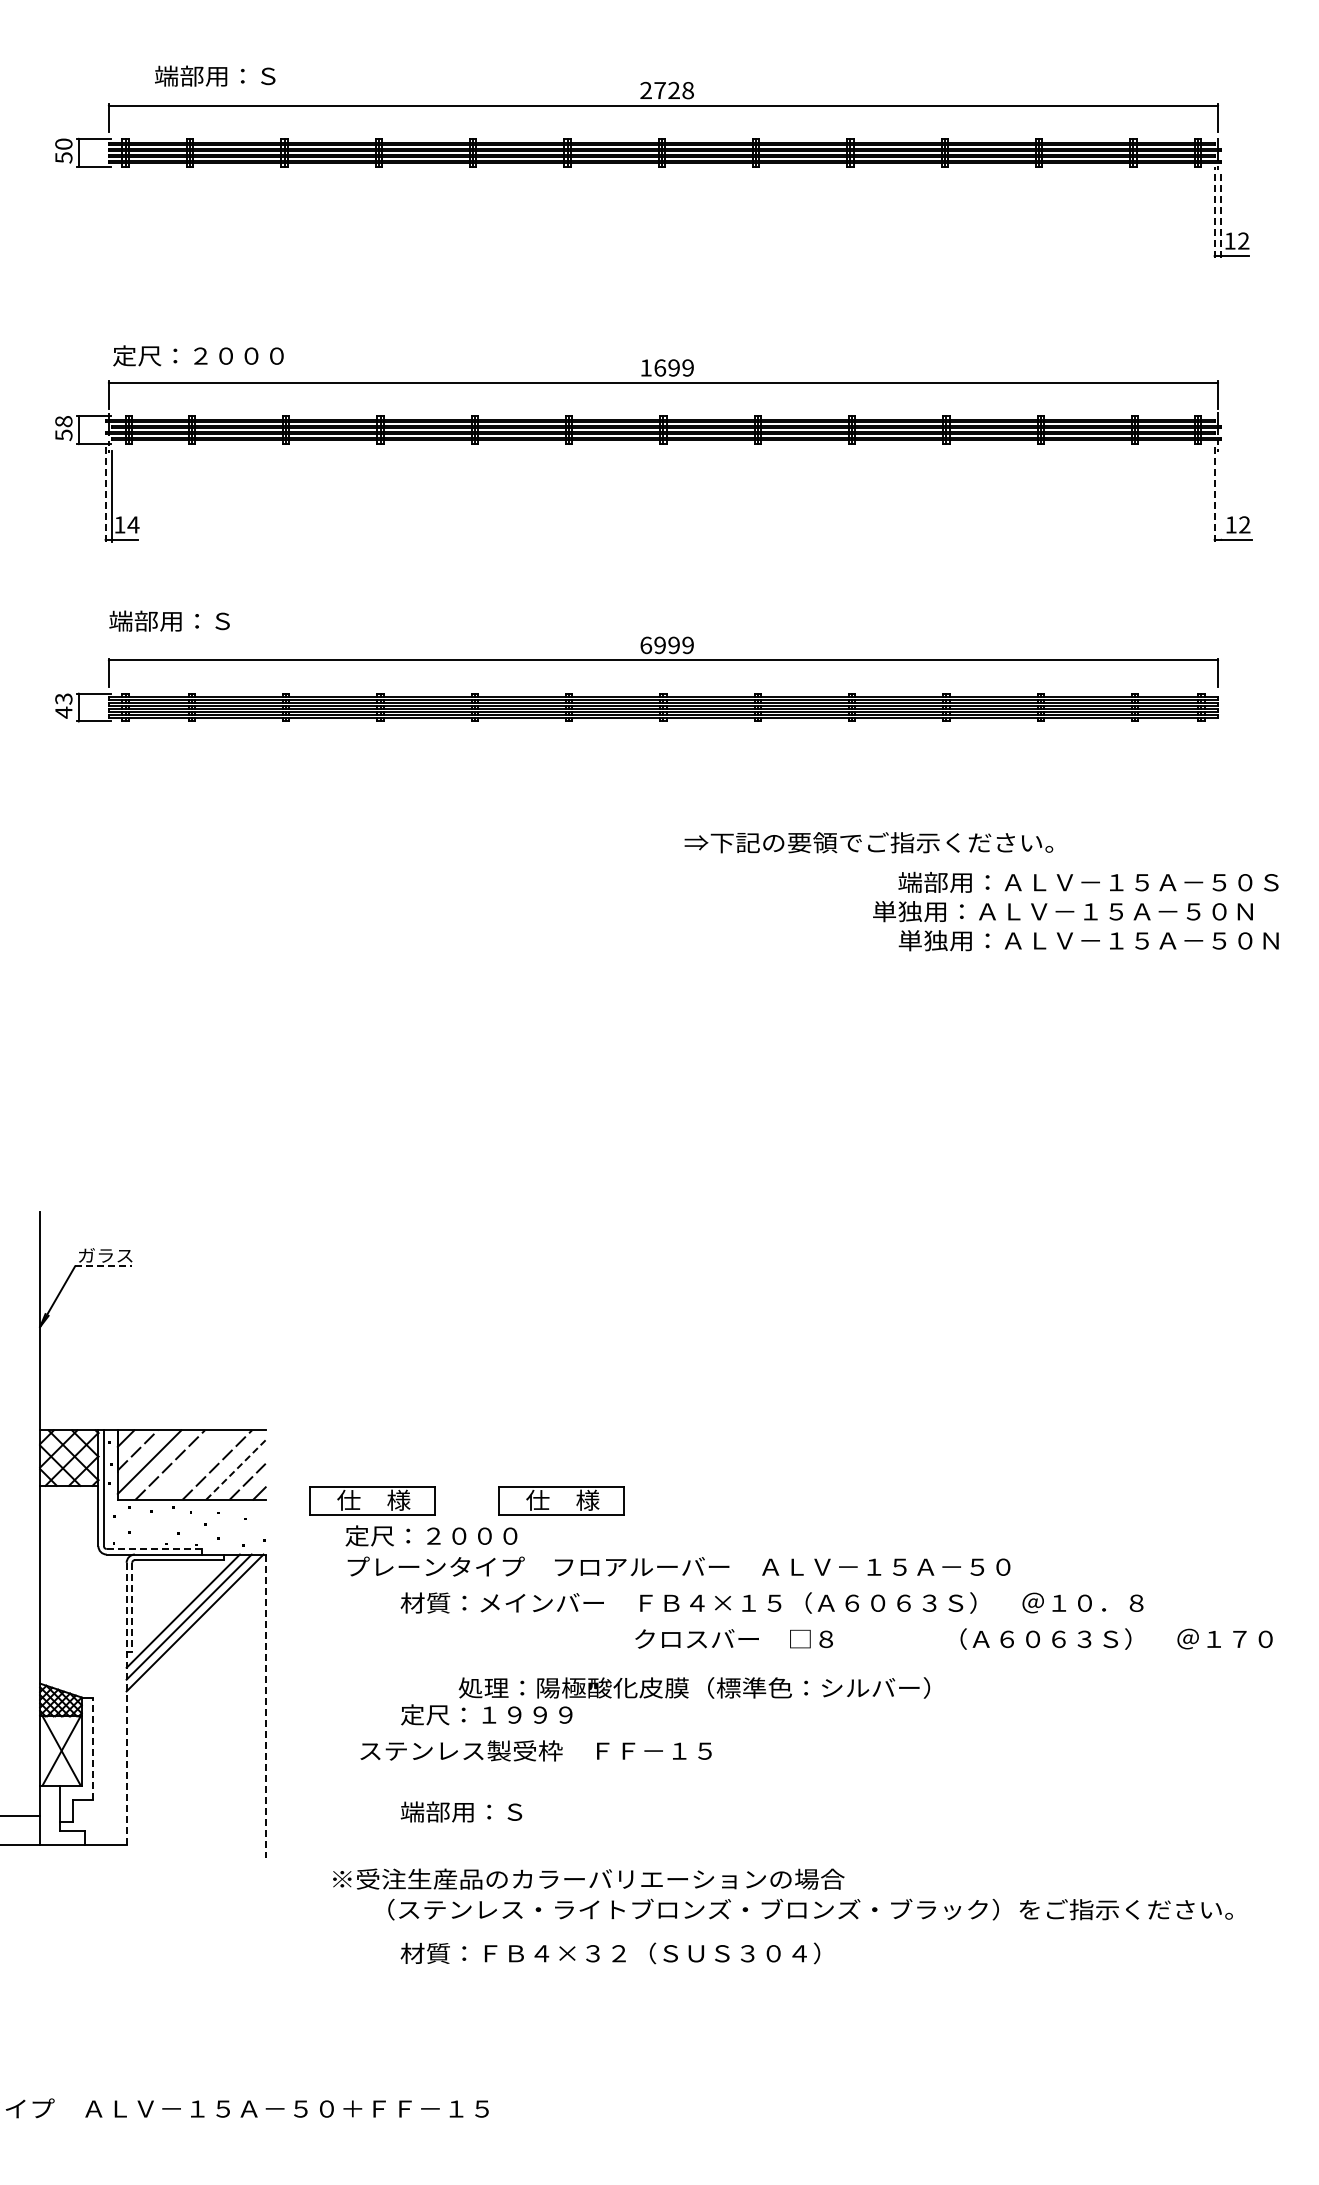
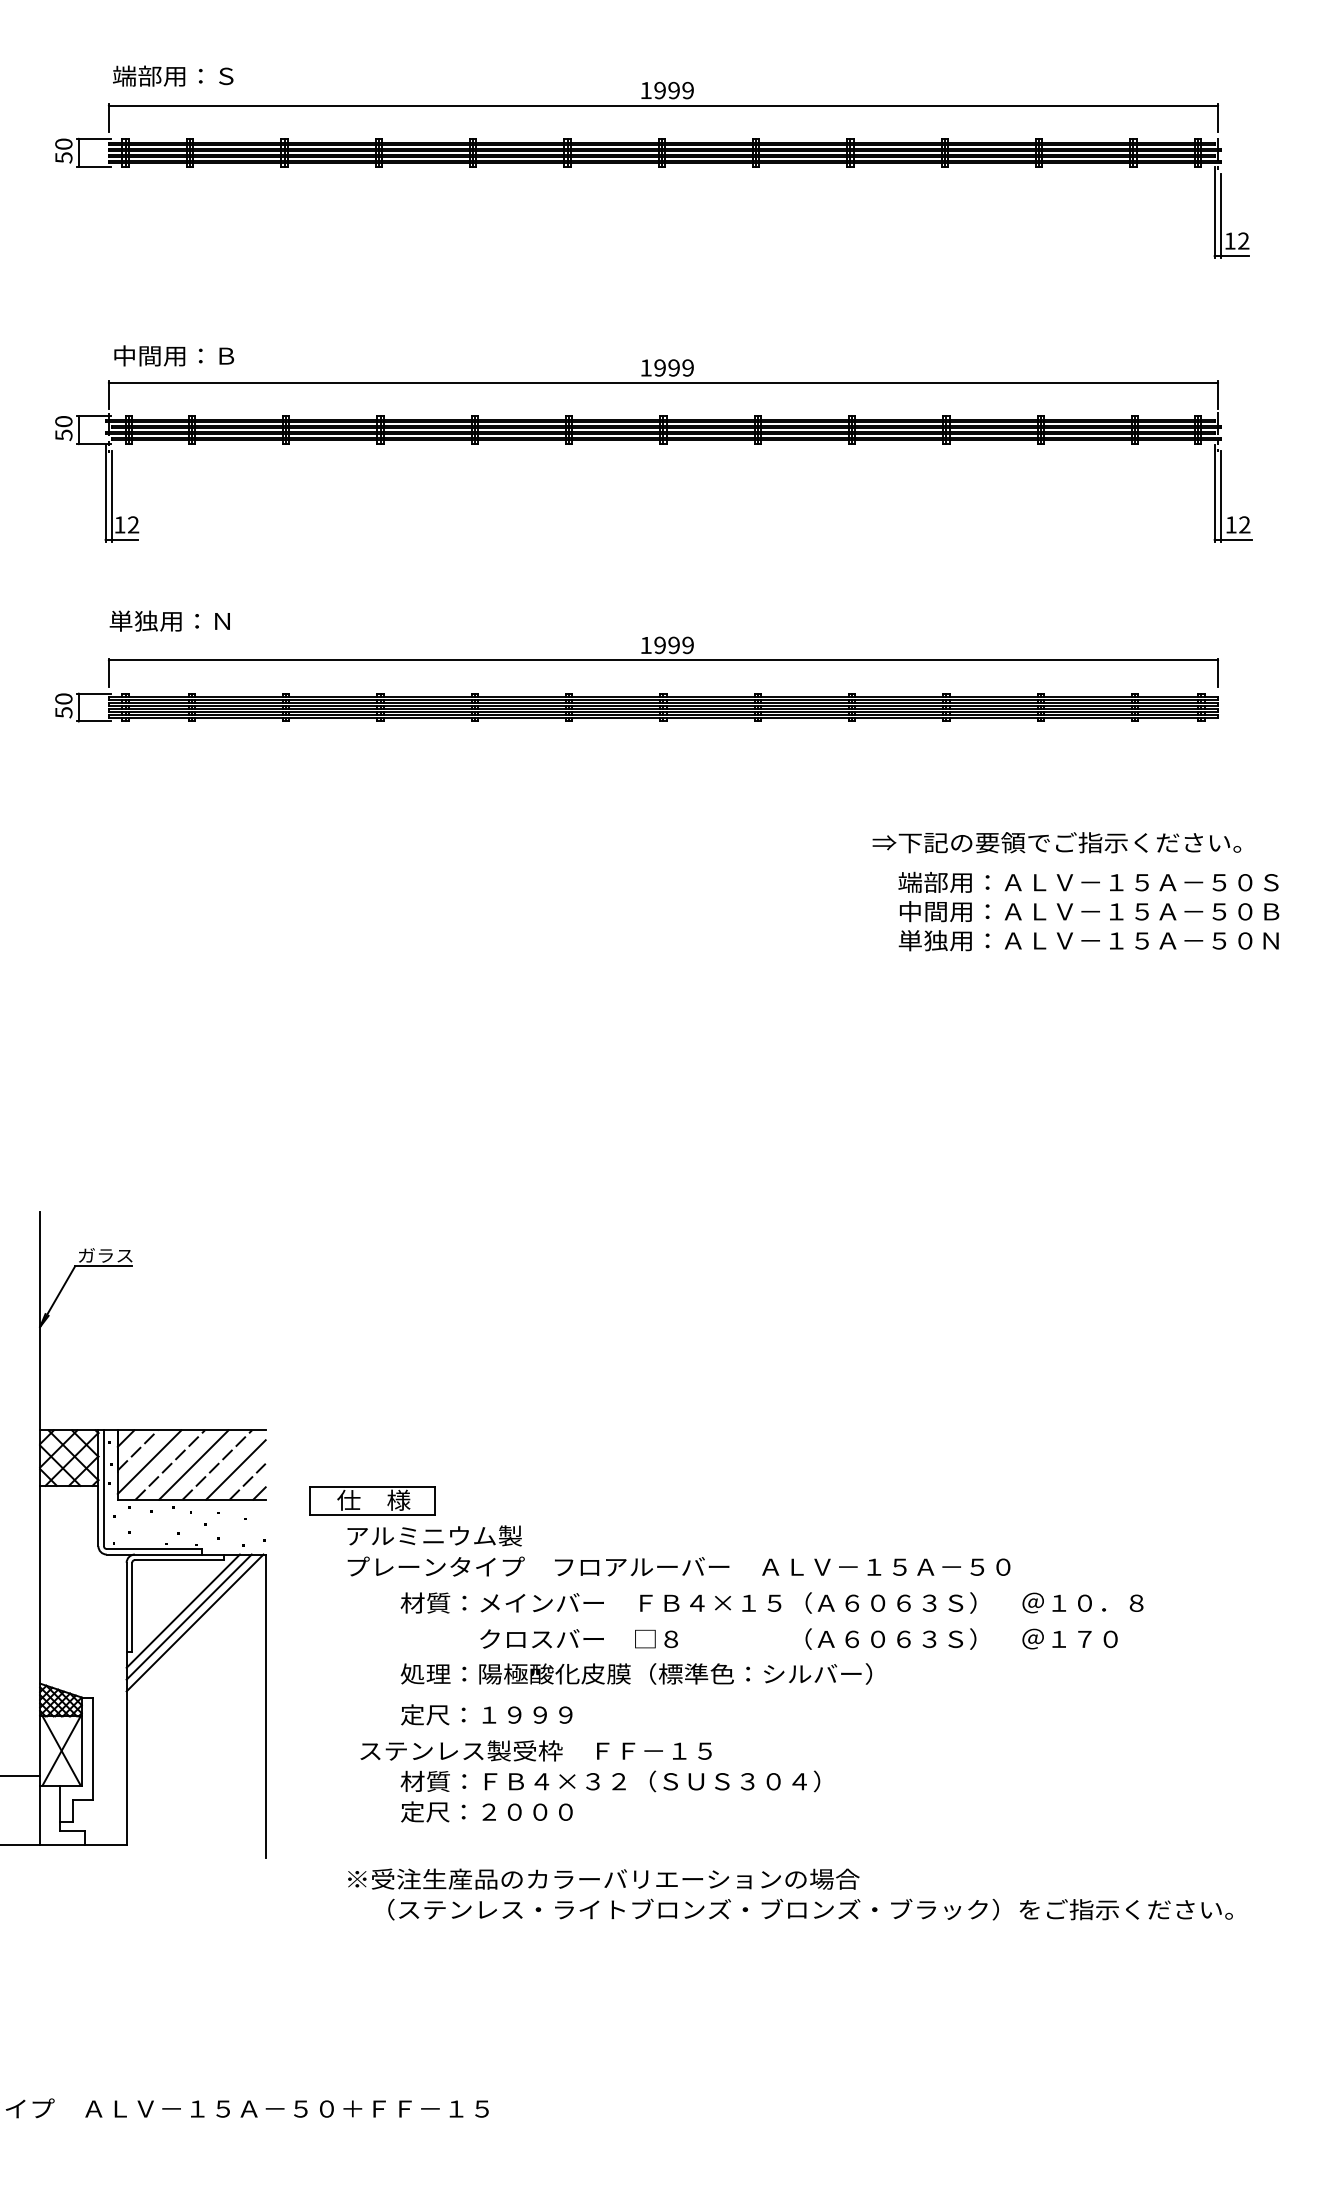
text position: (215, 75) -> (173, 75) (173, 75)
text: 2728 -> 1999 (666, 90)
line: dashed -> solid (1214, 211)
line: dashed -> solid (1221, 215)
text: 定尺：２０００ -> 中間用：Ｂ (198, 356)
text: 1699 -> 1999 (660, 367)
text: 58 -> 50 (63, 421)
line: dashed -> solid (105, 492)
line: dashed -> solid (1214, 492)
line: none -> present (1221, 495)
text: 14 -> 12 (133, 524)
text: 端部用：Ｓ -> 単独用：Ｎ (169, 620)
text: 6999 -> 1999 (646, 645)
text: 43 -> 50 (63, 705)
text position: (868, 842) -> (1056, 842) (1056, 842)
text: 単独用：ＡＬＶ－１５Ａ－５０Ｎ -> 中間用：ＡＬＶ－１５Ａ－５０Ｂ (1076, 911)
line: dashed -> solid (103, 1266)
line: none -> present (193, 1464)
line: dashed -> solid (236, 1469)
part: present -> none (561, 1500)
text: 定尺：２０００ -> アルミニウム製 (433, 1535)
line: dashed -> solid (154, 1548)
line: dashed -> solid (132, 1607)
text position: (953, 1638) -> (798, 1638) (798, 1638)
text position: (694, 1687) -> (636, 1673) (636, 1673)
line: dashed -> solid (126, 1703)
line: dashed -> solid (265, 1706)
line: dashed -> solid (92, 1748)
text: 端部用：Ｓ -> 定尺：２０００ (486, 1811)
line position: (21, 1816) -> (21, 1776) (21, 1776)
text position: (588, 1878) -> (603, 1878) (603, 1878)
text position: (610, 1953) -> (610, 1781) (610, 1781)
